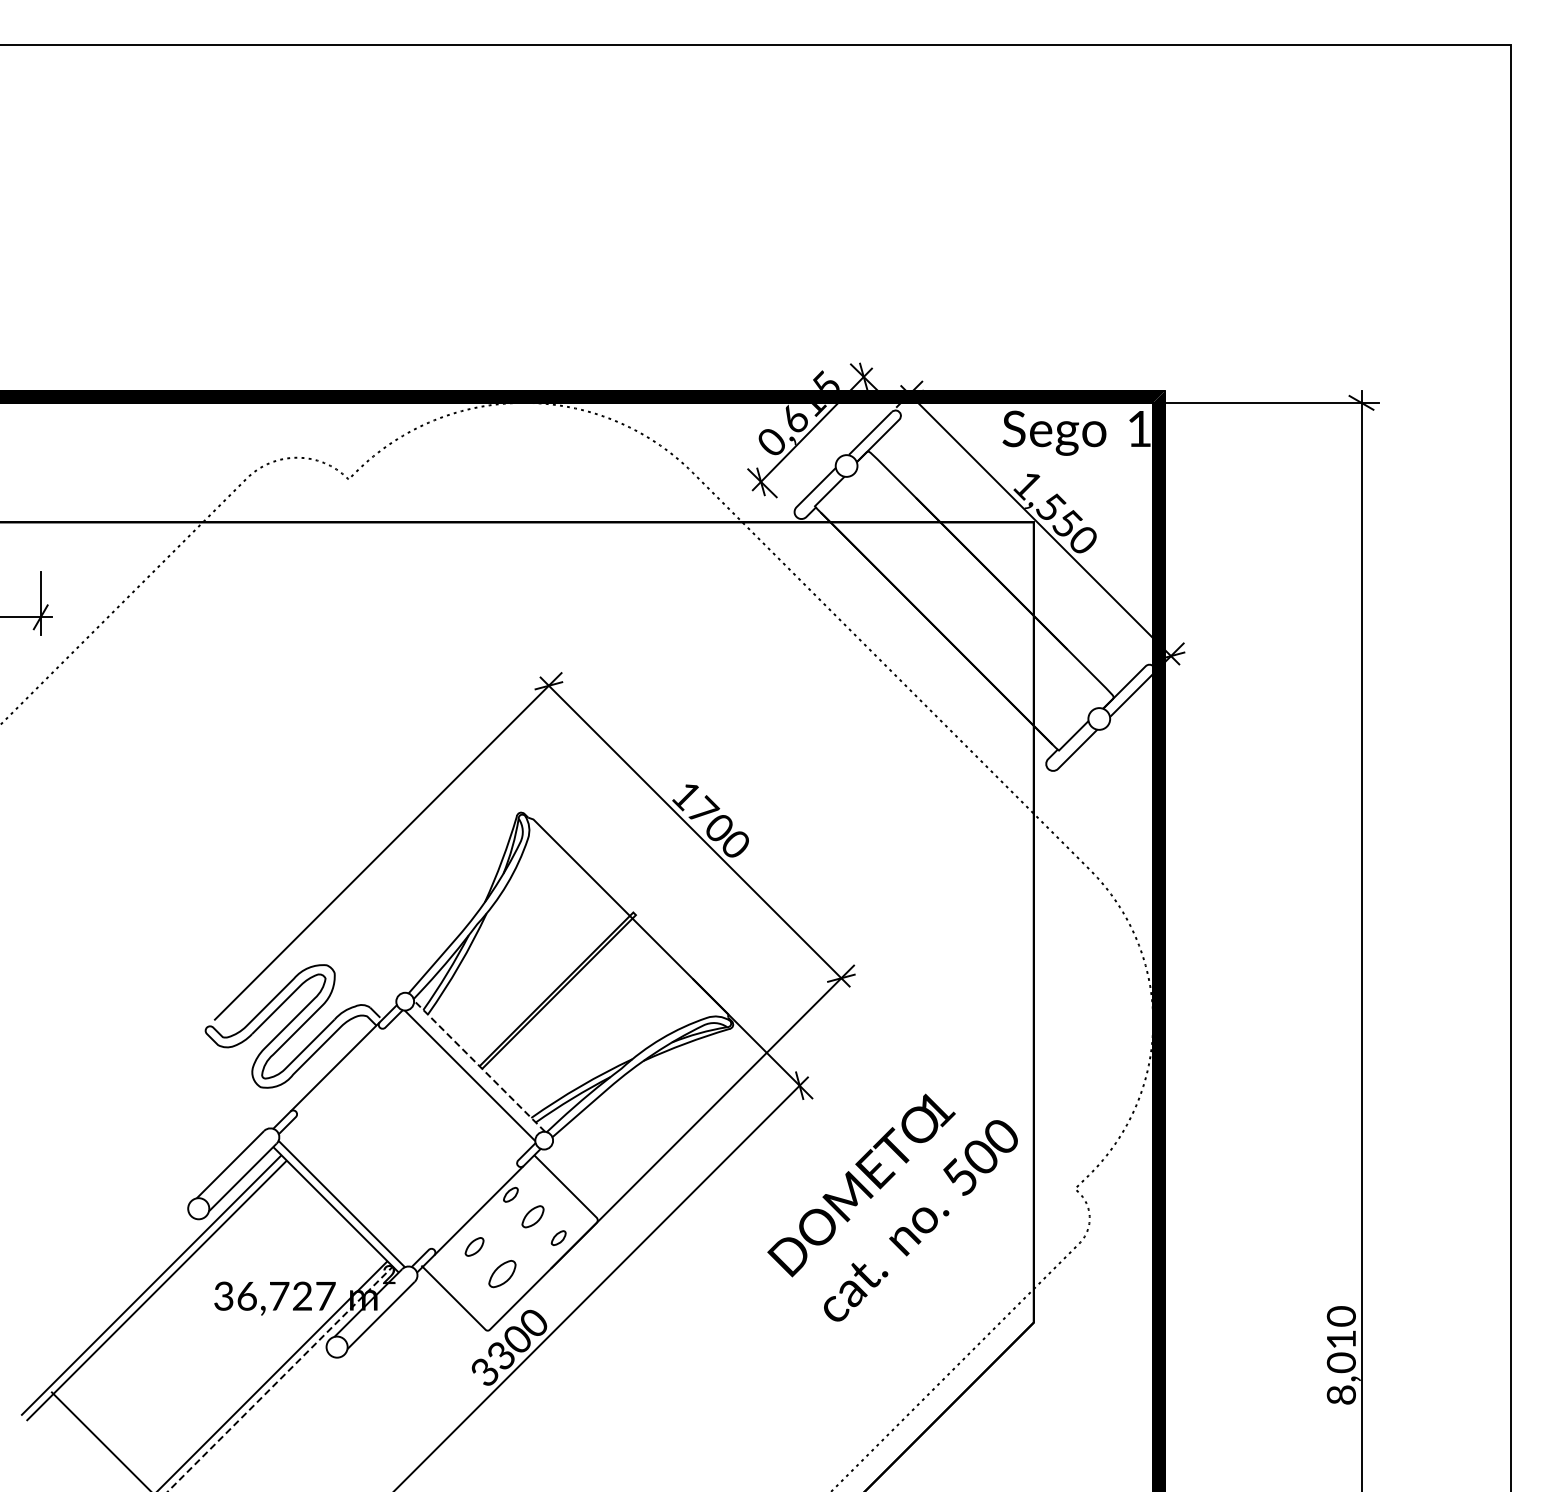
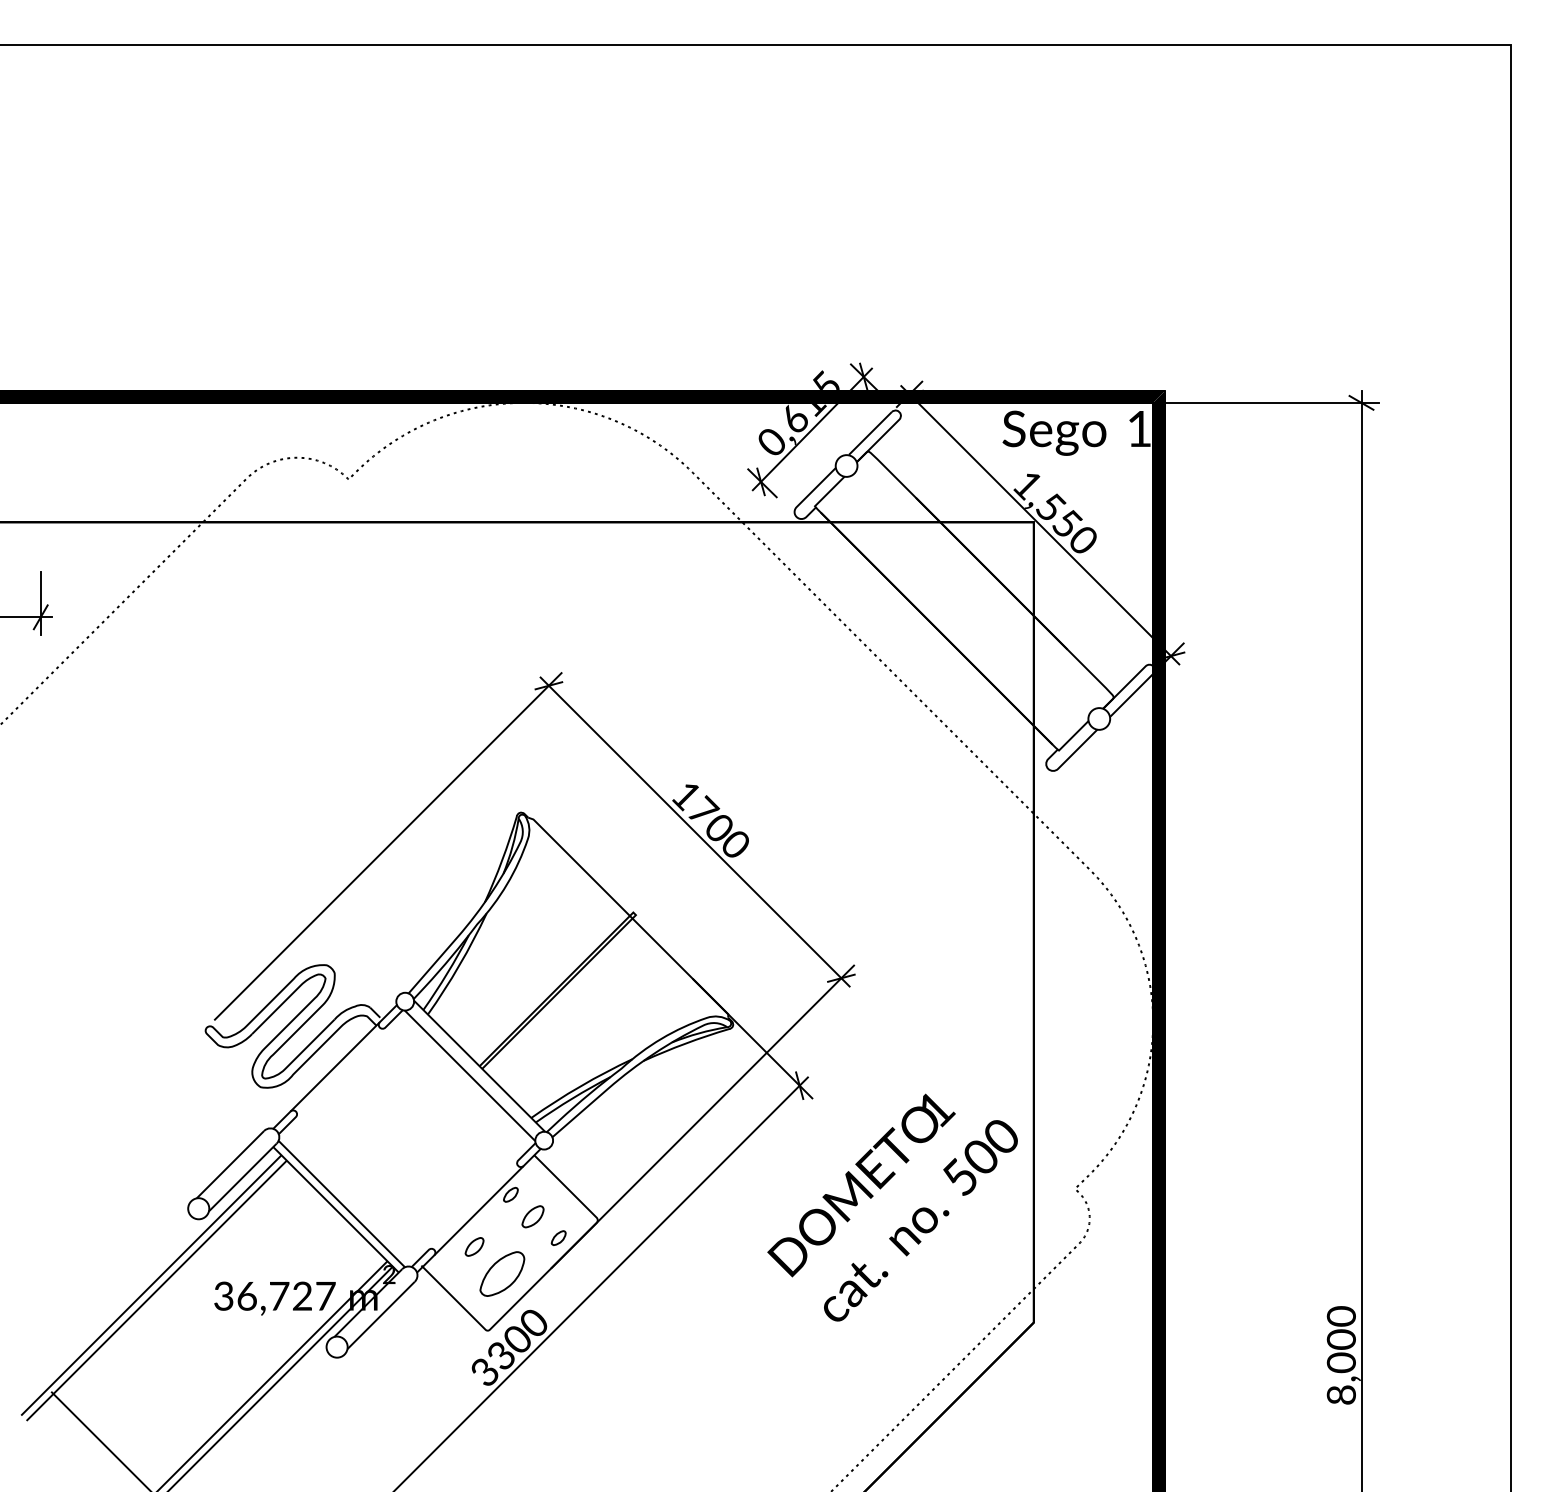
line: dashed -> solid (479, 1066)
part size: 29x29 px -> 47x46 px (502, 1273)
text: 8,010 -> 8,000 (1340, 1339)
line: dashed -> solid (280, 1378)
